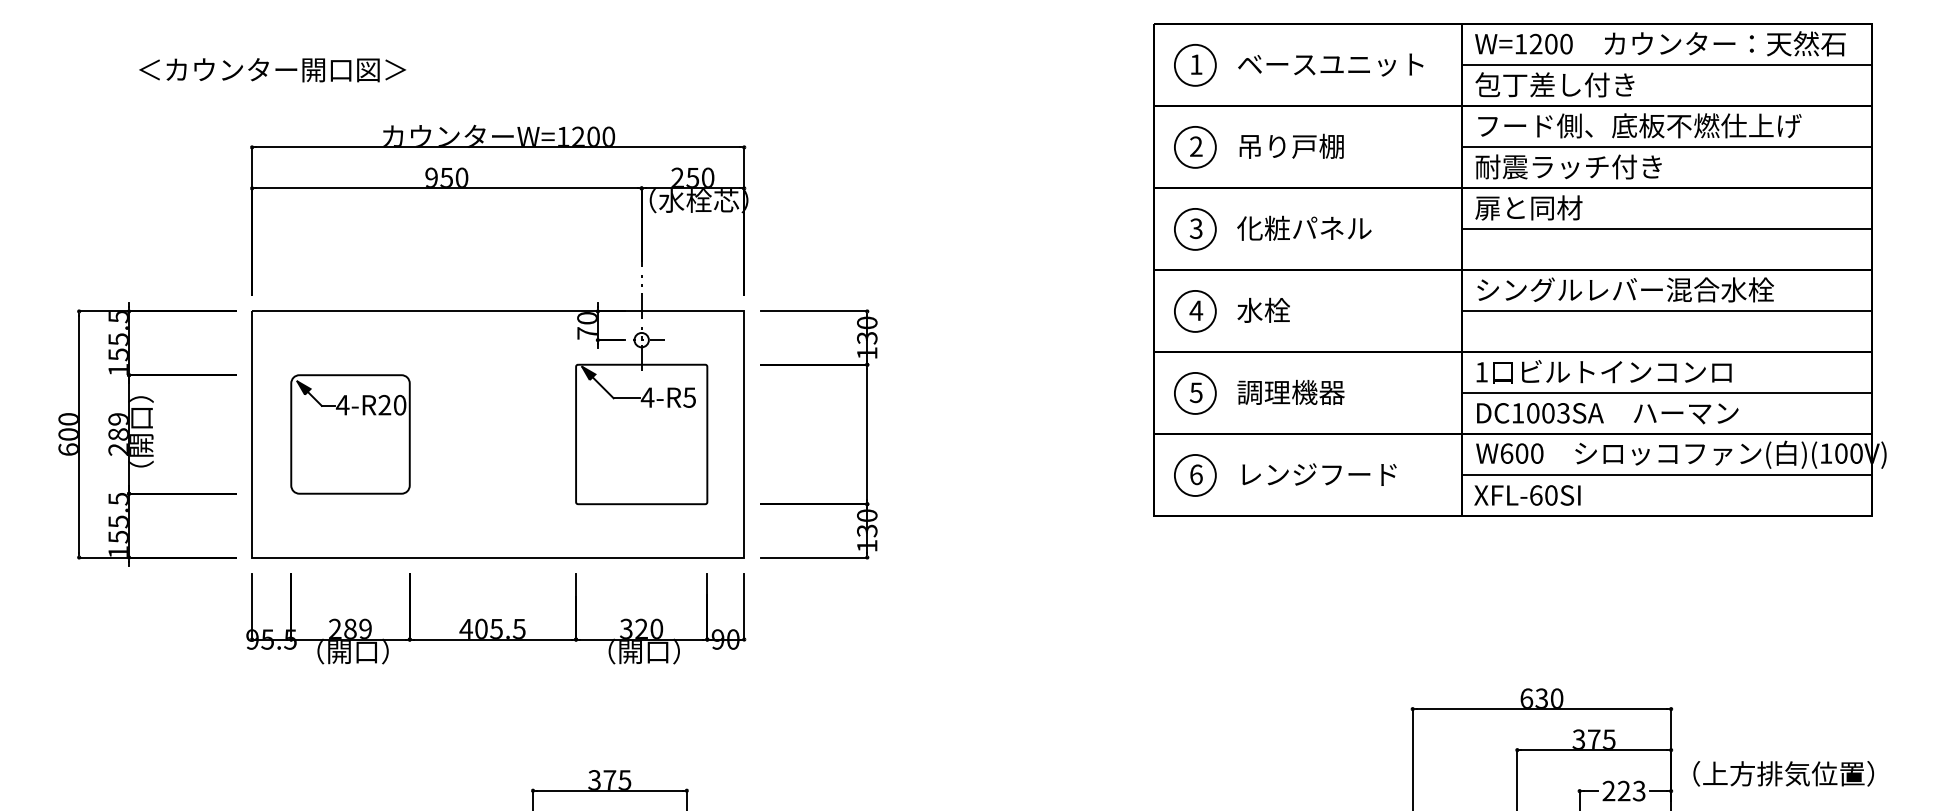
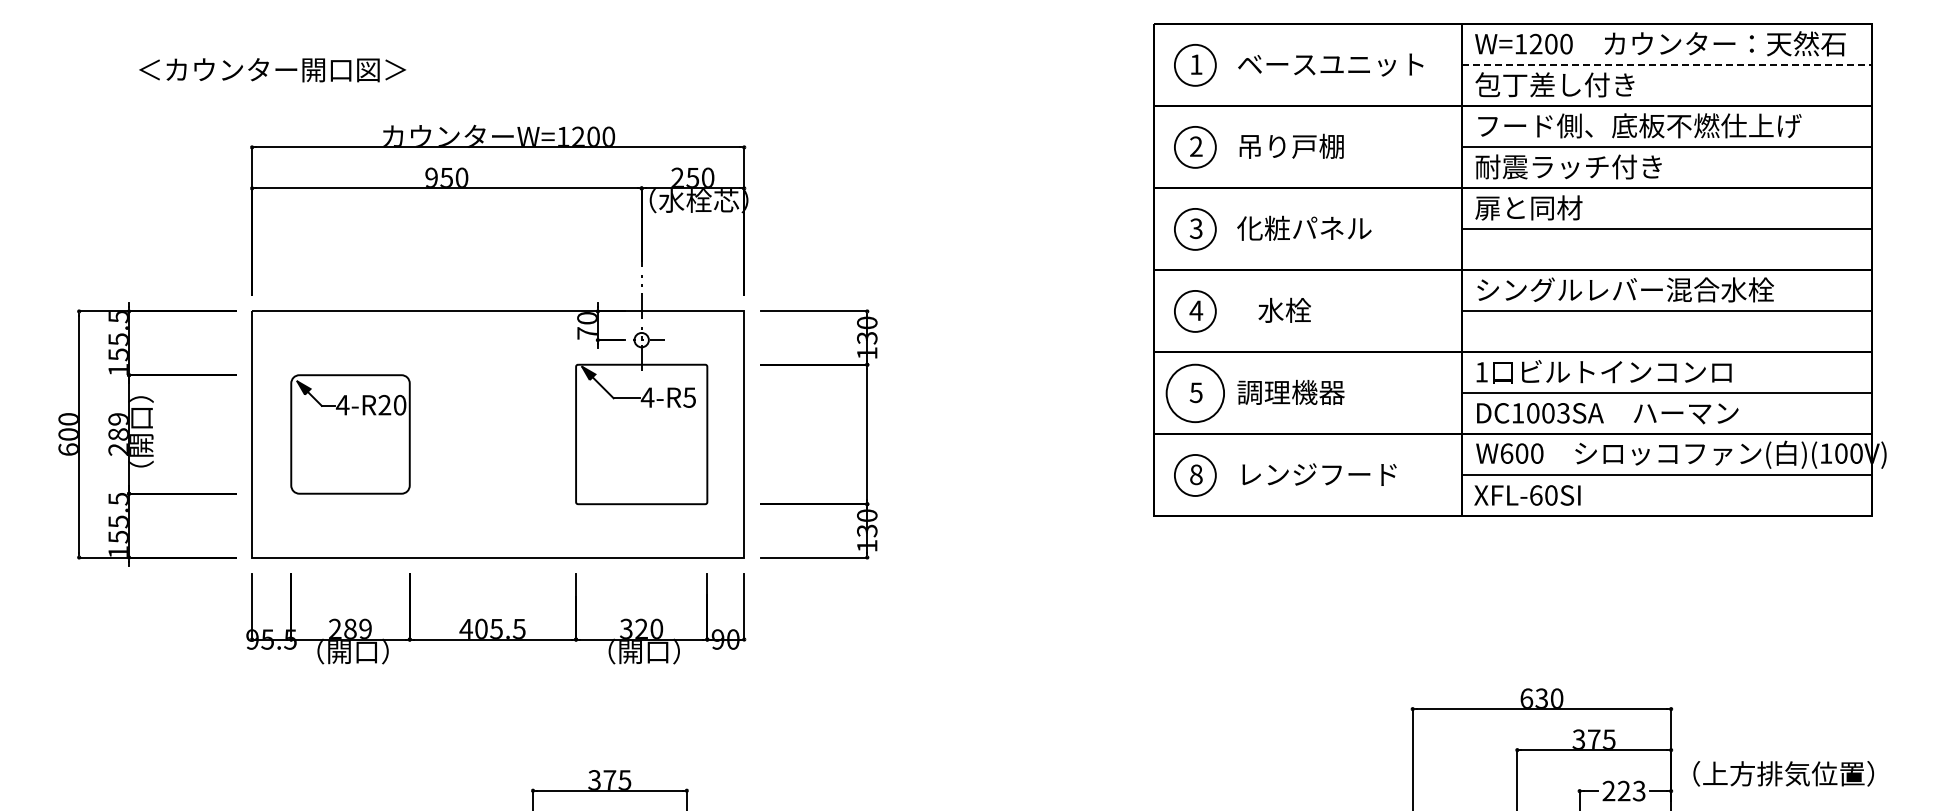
line: solid -> dashed (1667, 65)
text position: (1263, 309) -> (1284, 309) (1284, 309)
circle diameter: 41 px -> 57 px (1195, 393)
text: 6 -> 8 (1196, 474)
